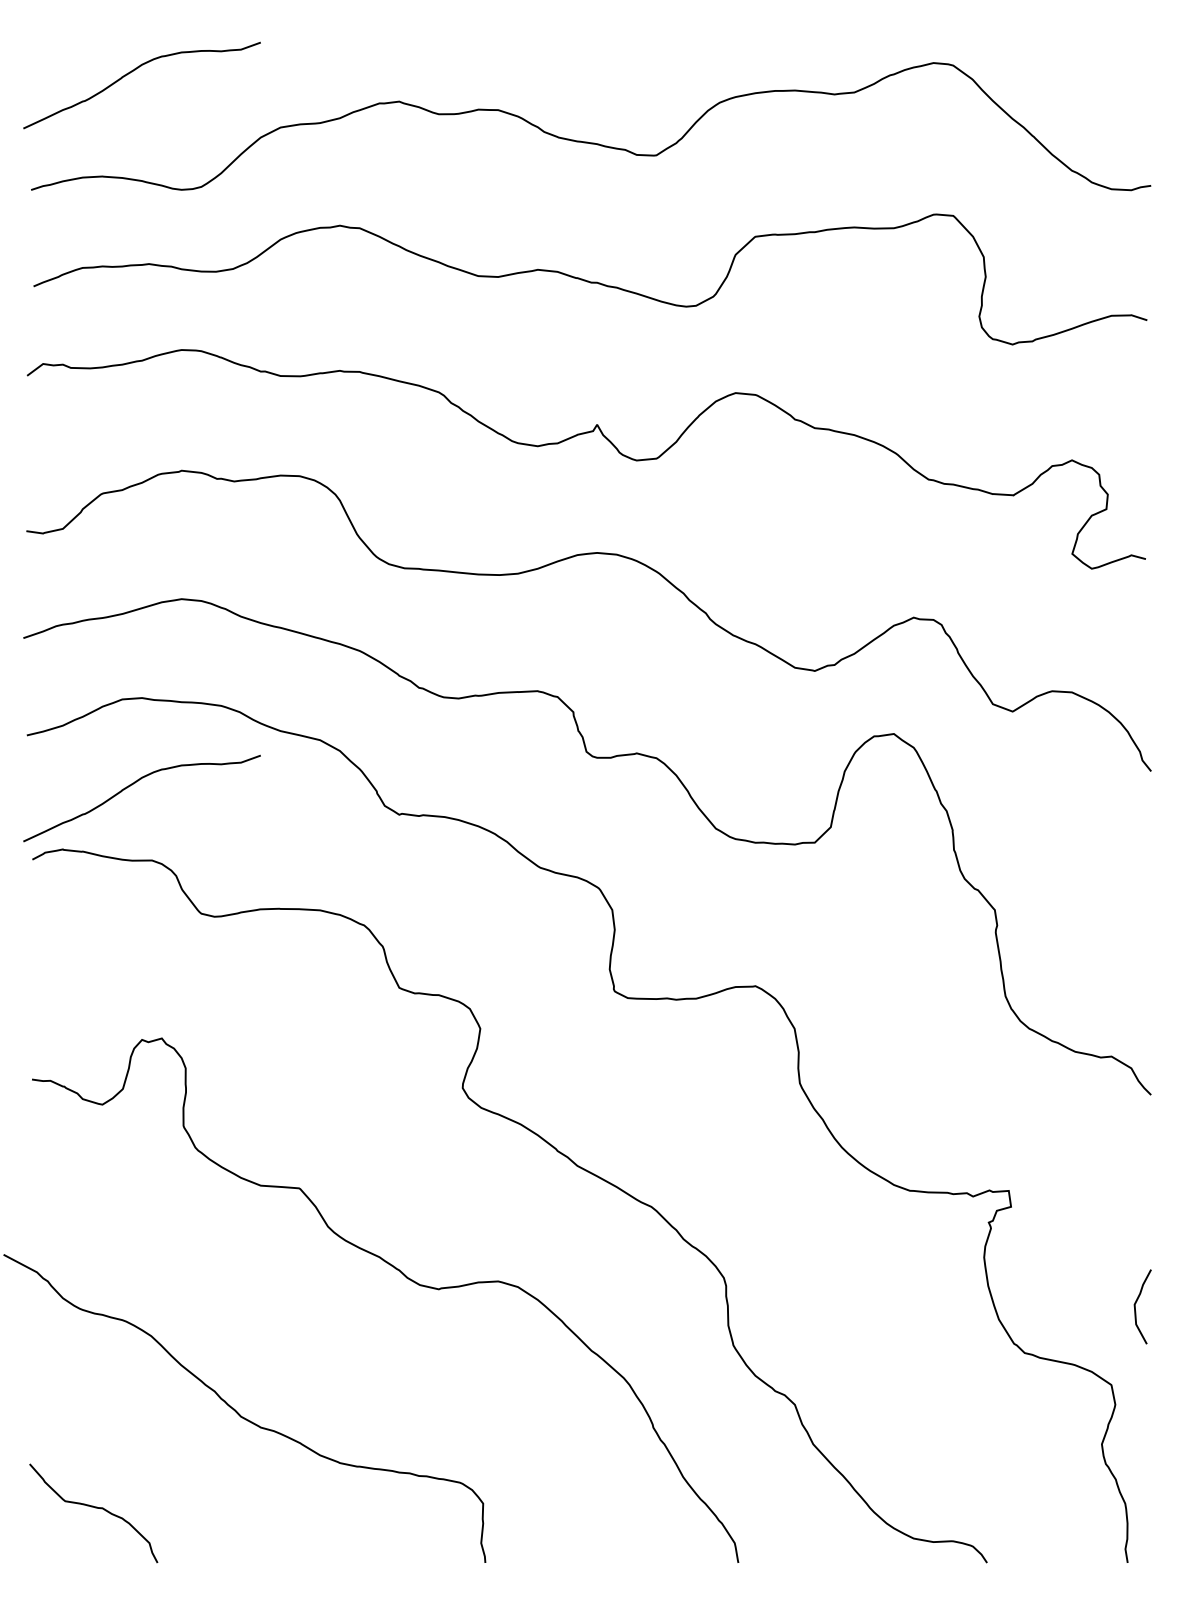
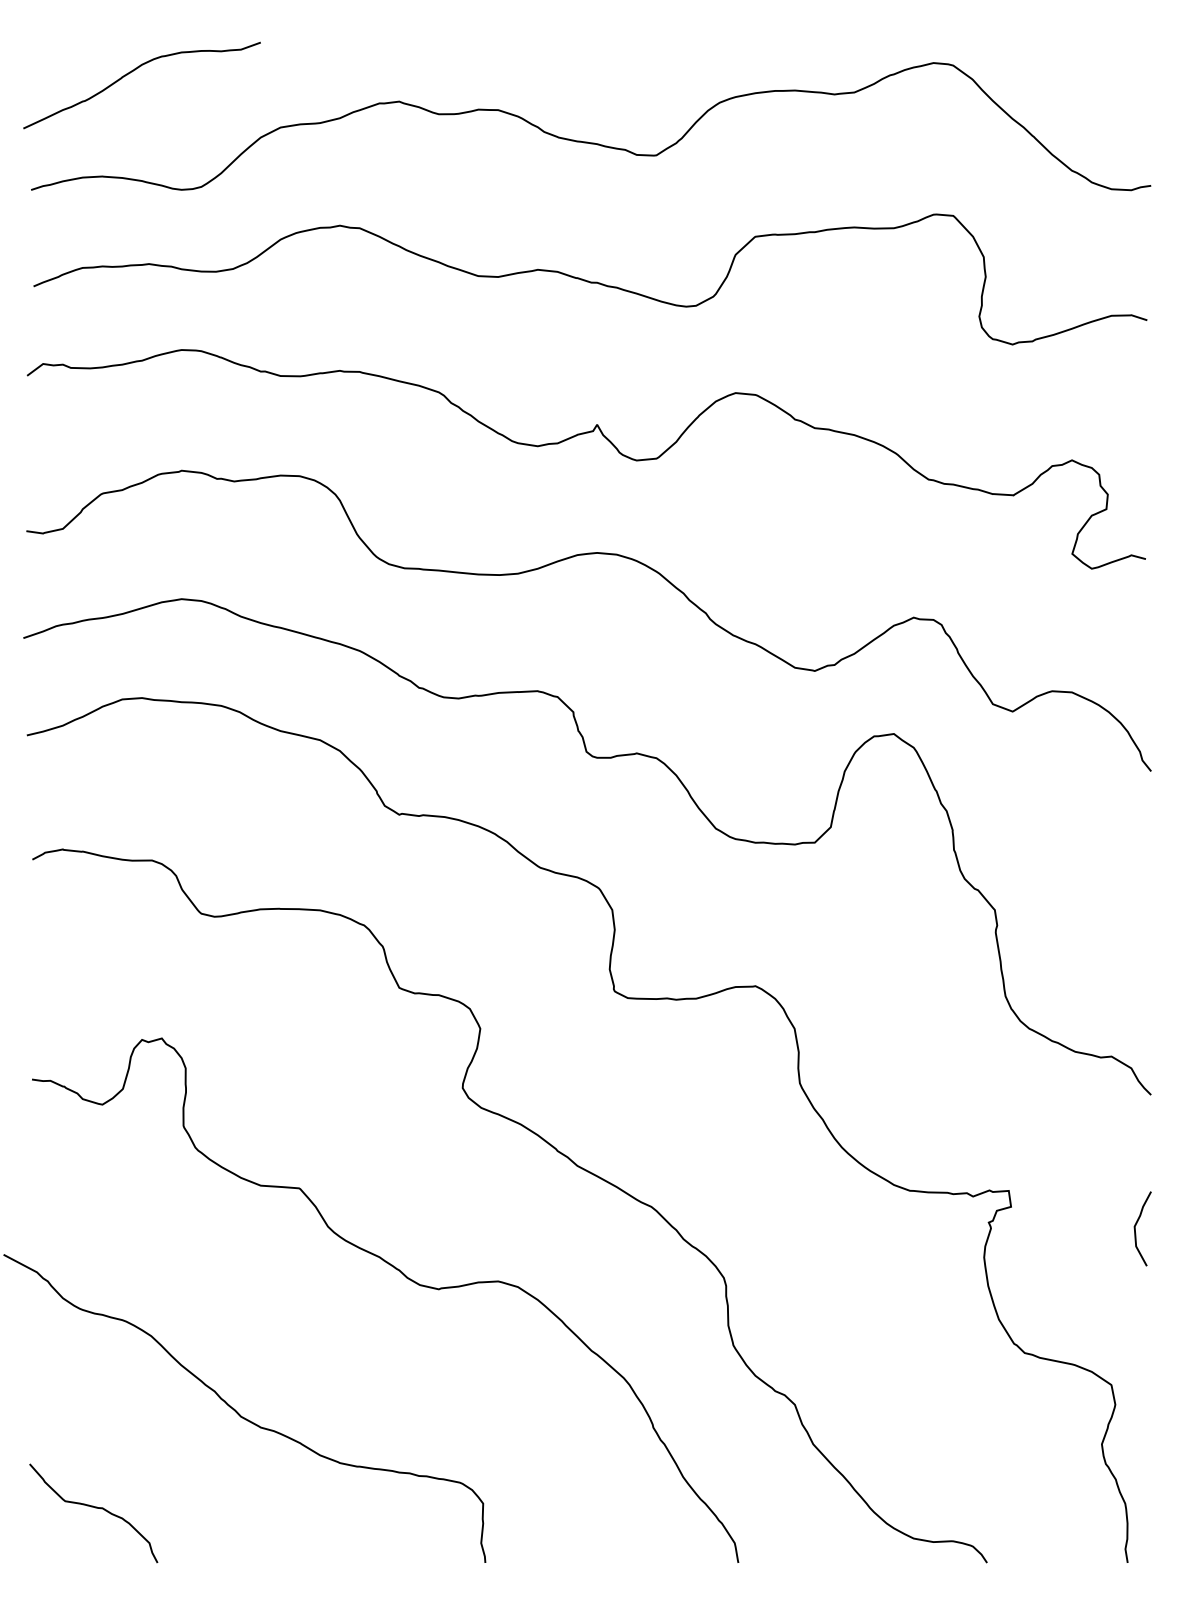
curve: present -> none (132, 785)
curve position: (1136, 1303) -> (1136, 1225) (1136, 1225)
